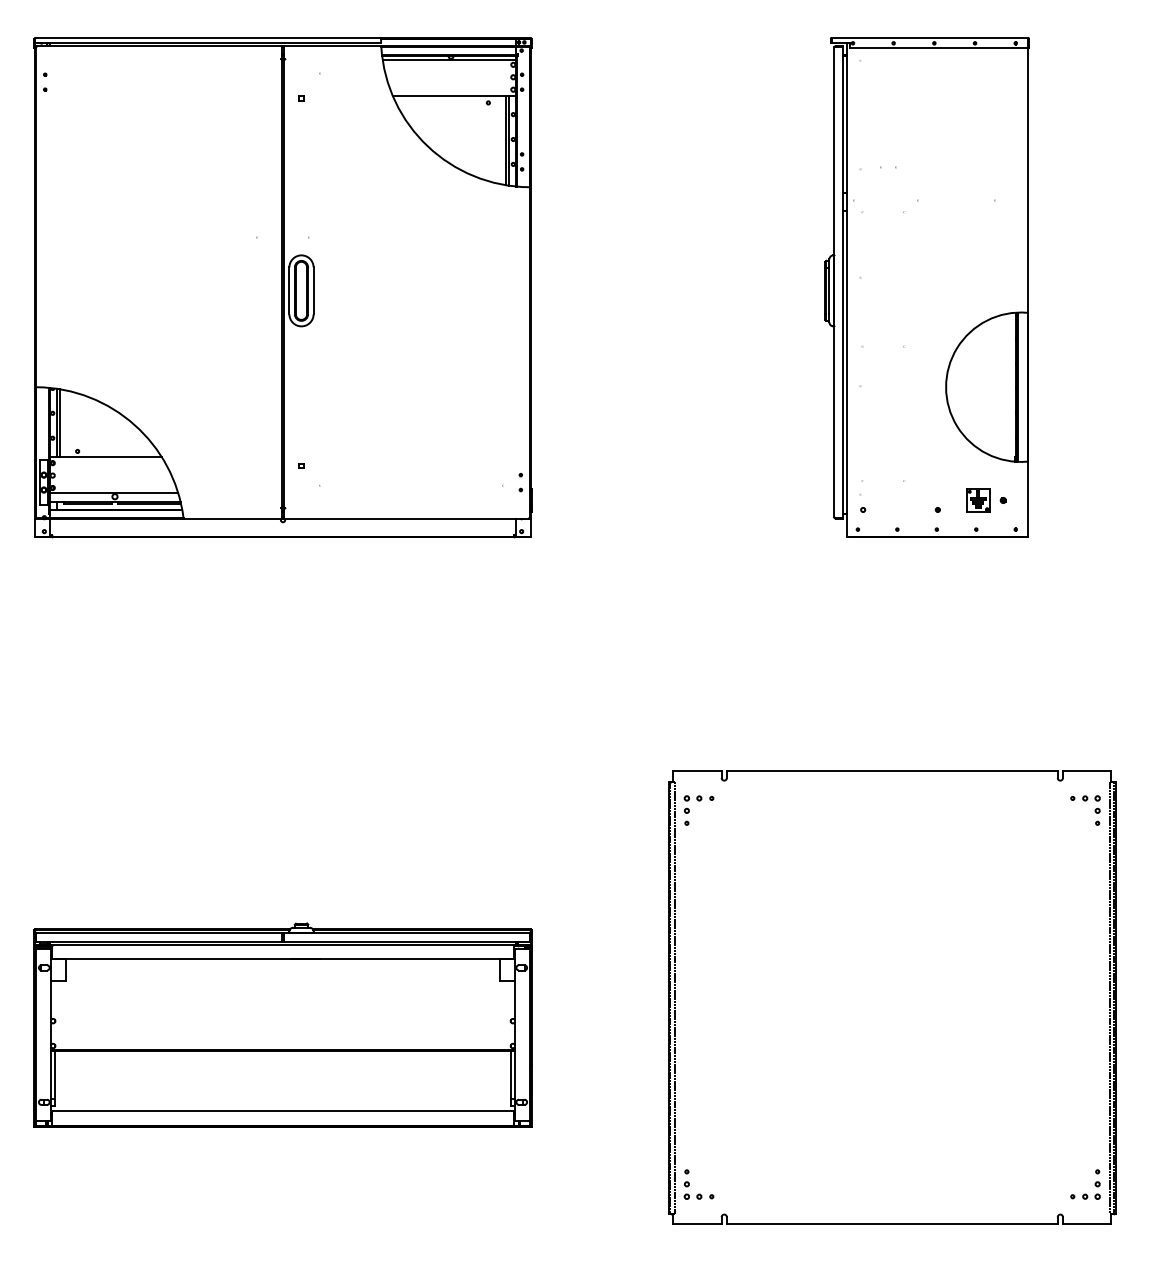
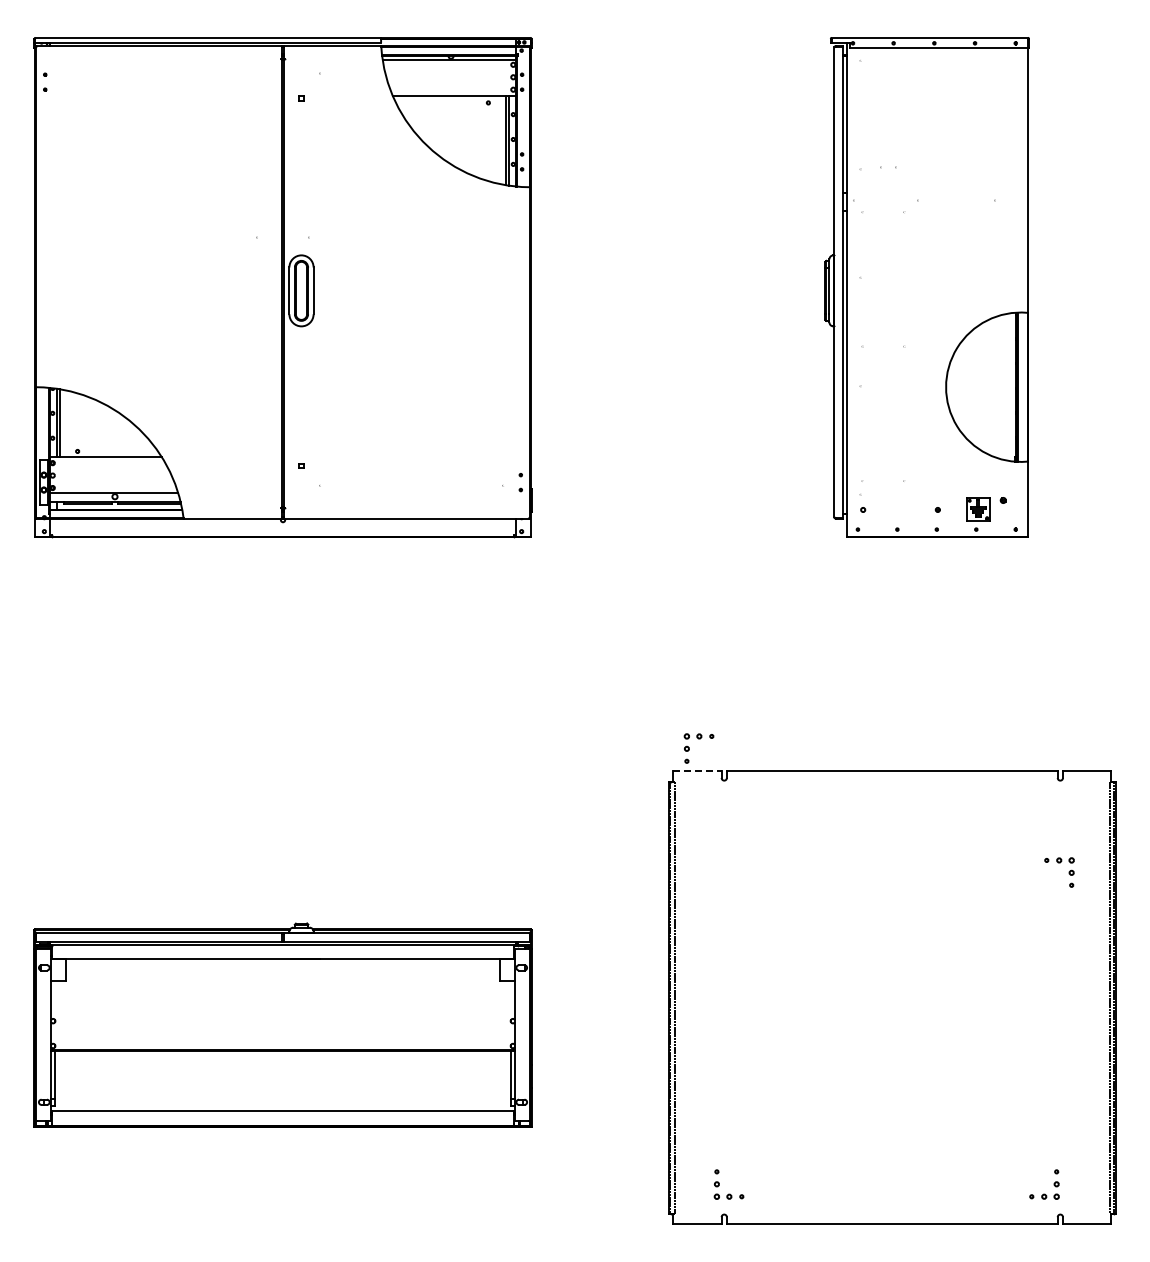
part position: (978, 500) -> (978, 509) (978, 509)
line: solid -> dashed (697, 771)
part position: (698, 801) -> (698, 739) (698, 739)
part position: (1085, 801) -> (1059, 863) (1059, 863)
part position: (689, 1184) -> (719, 1184) (719, 1184)
part position: (1094, 1184) -> (1053, 1184) (1053, 1184)
